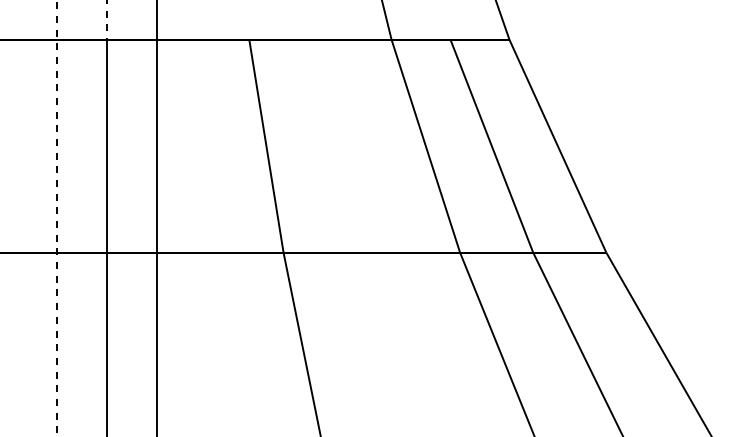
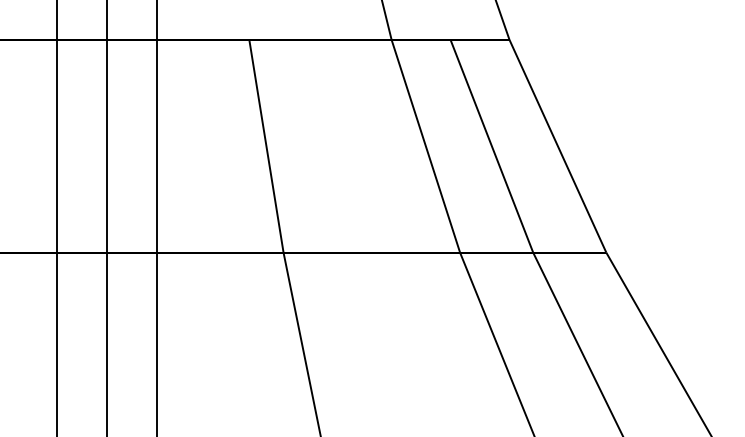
line: dashed -> solid (107, 20)
line: dashed -> solid (56, 218)
